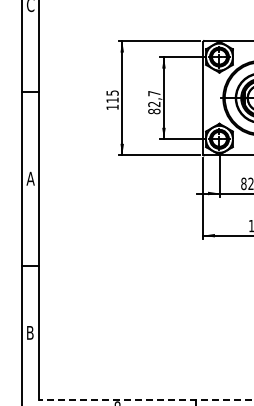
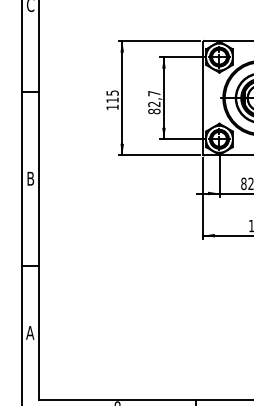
text: A -> B (30, 178)
text: B -> A (30, 332)
line: dashed -> solid (146, 399)
